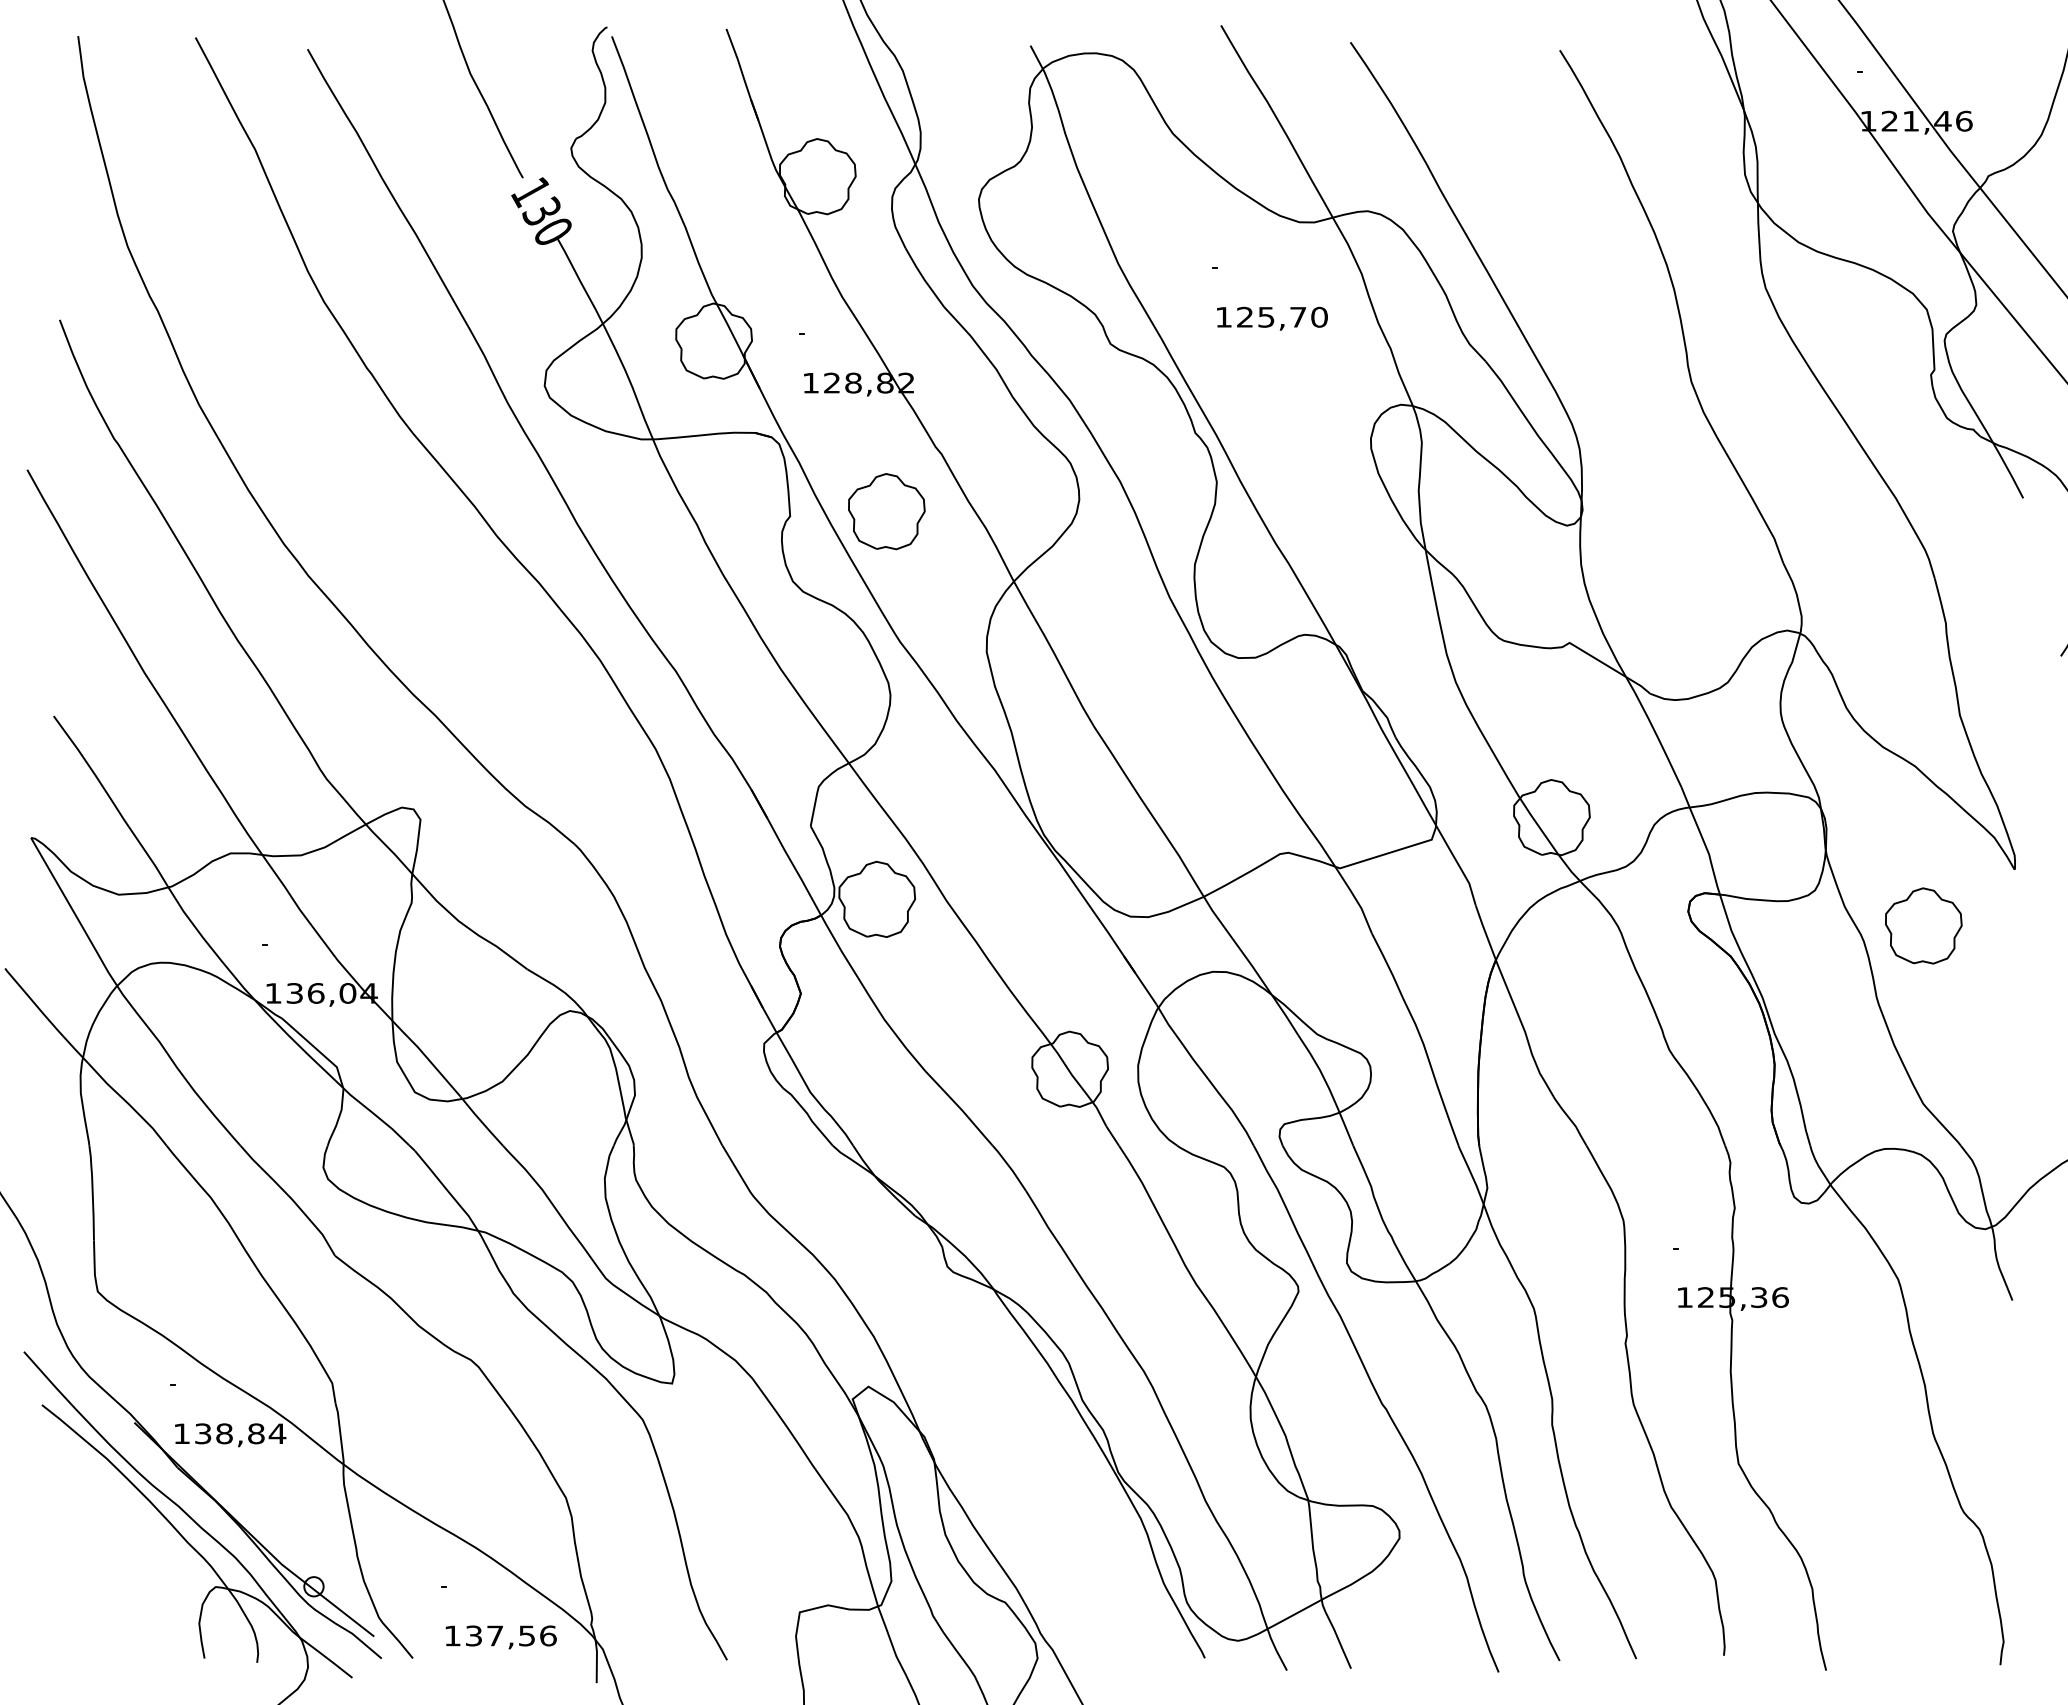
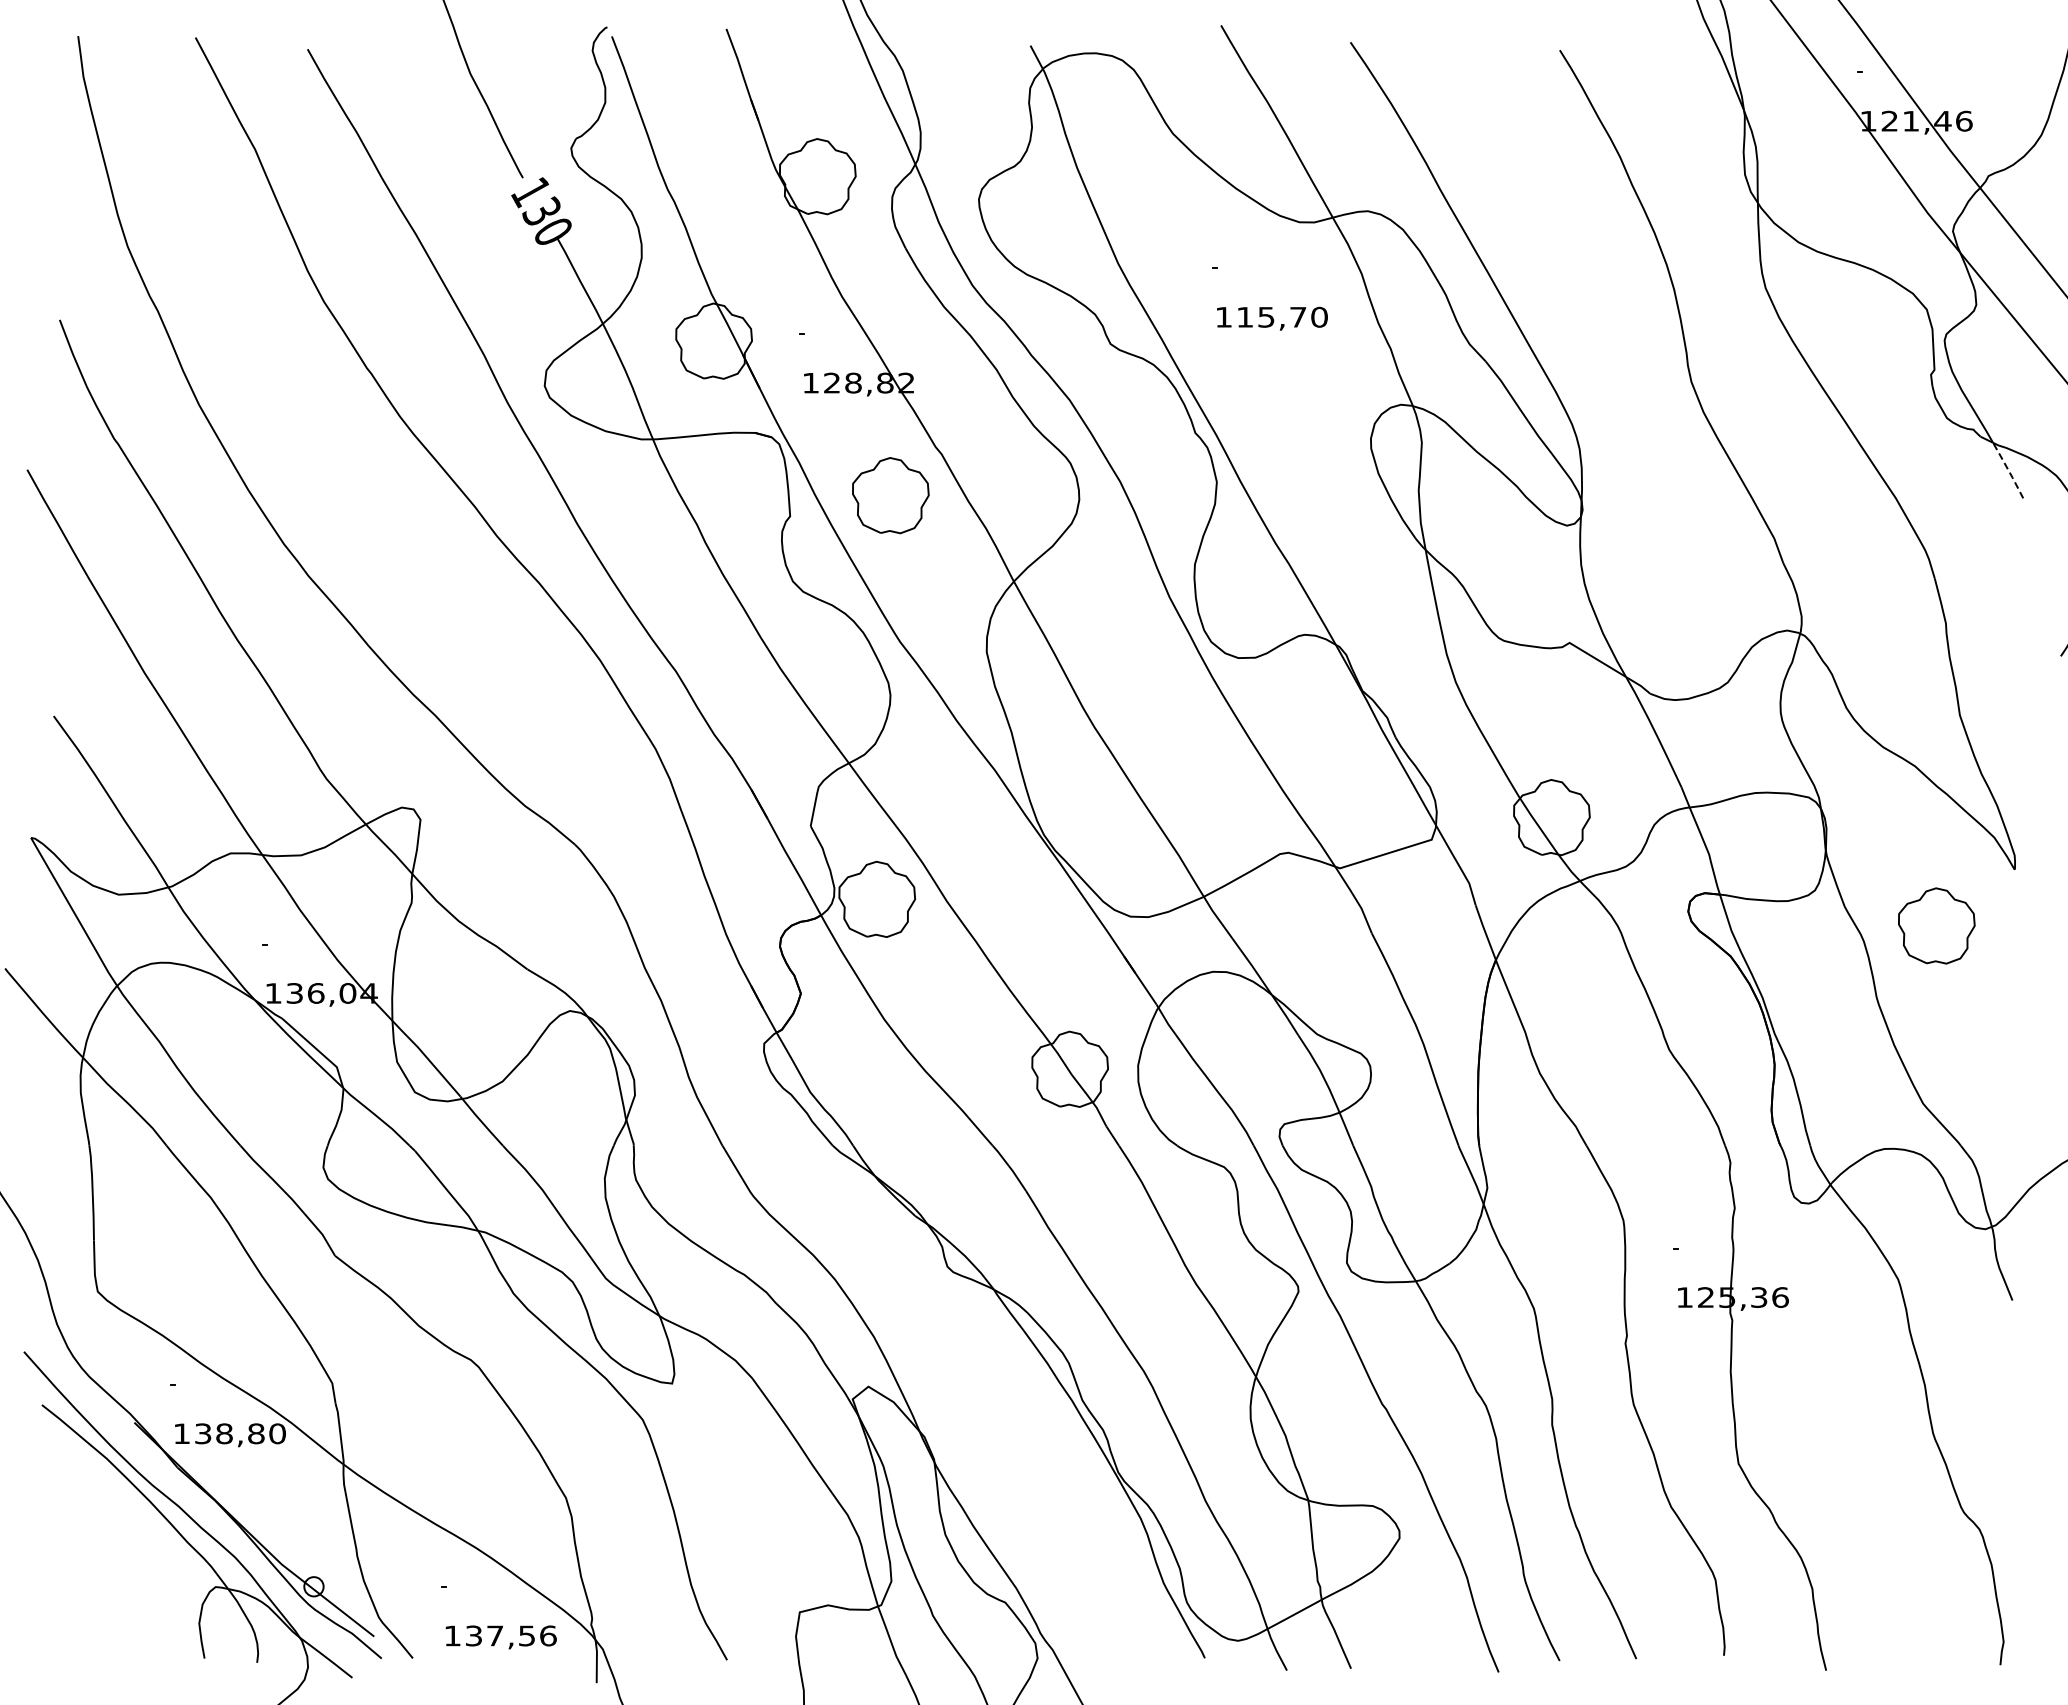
text: 125,70 -> 115,70 (1244, 316)
line: solid -> dashed (2008, 469)
part position: (886, 511) -> (890, 495) (890, 495)
part position: (1923, 925) -> (1936, 925) (1936, 925)
text: 138,84 -> 138,80 (277, 1433)
